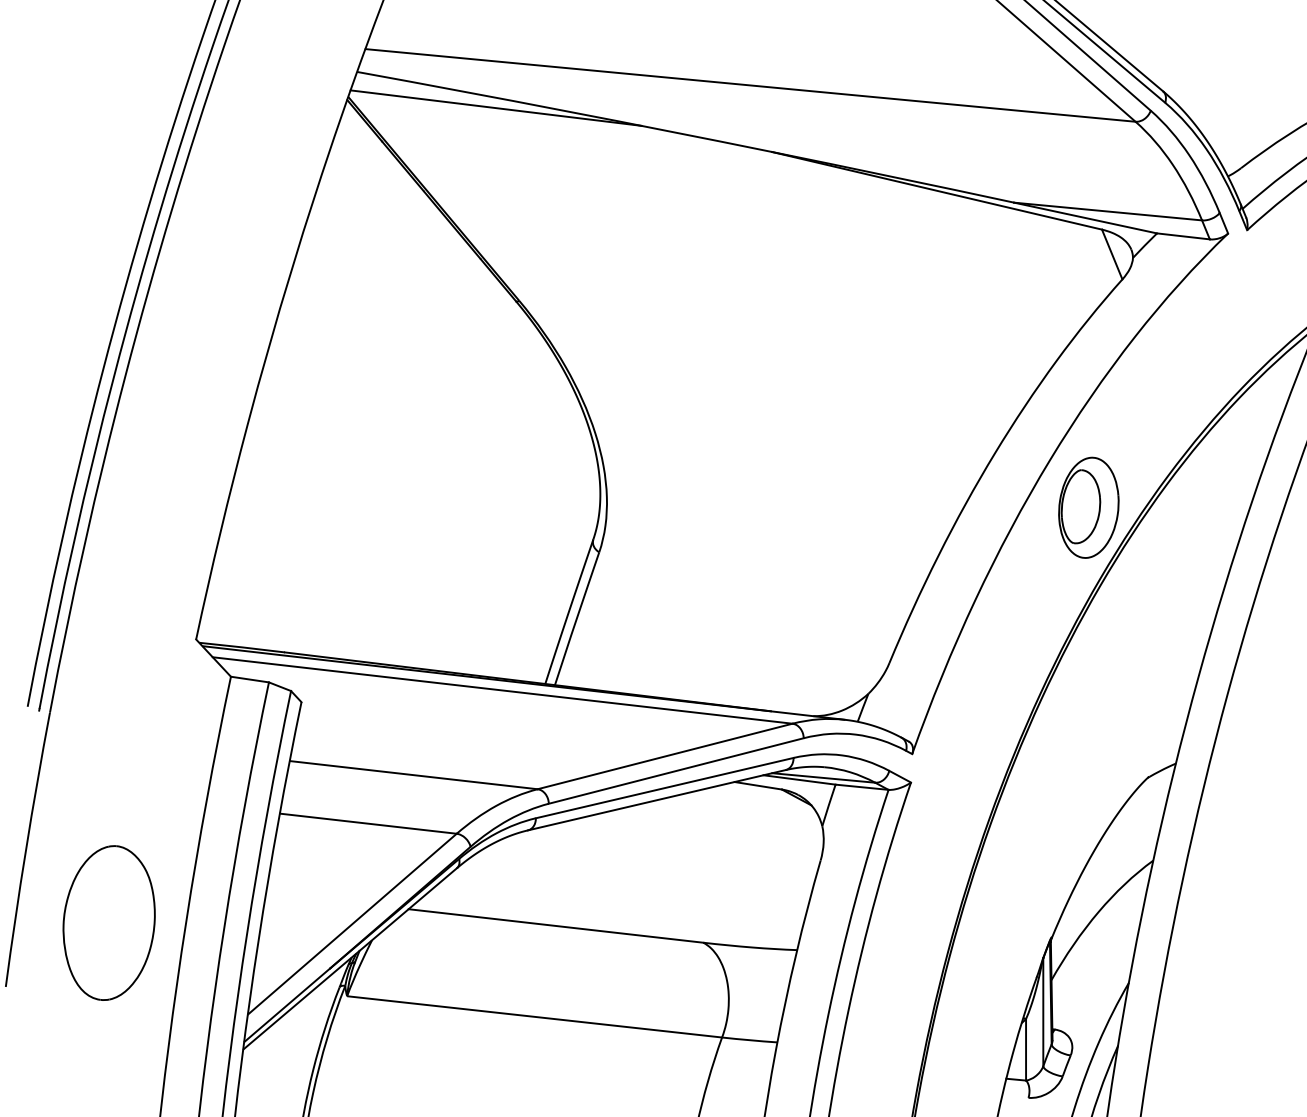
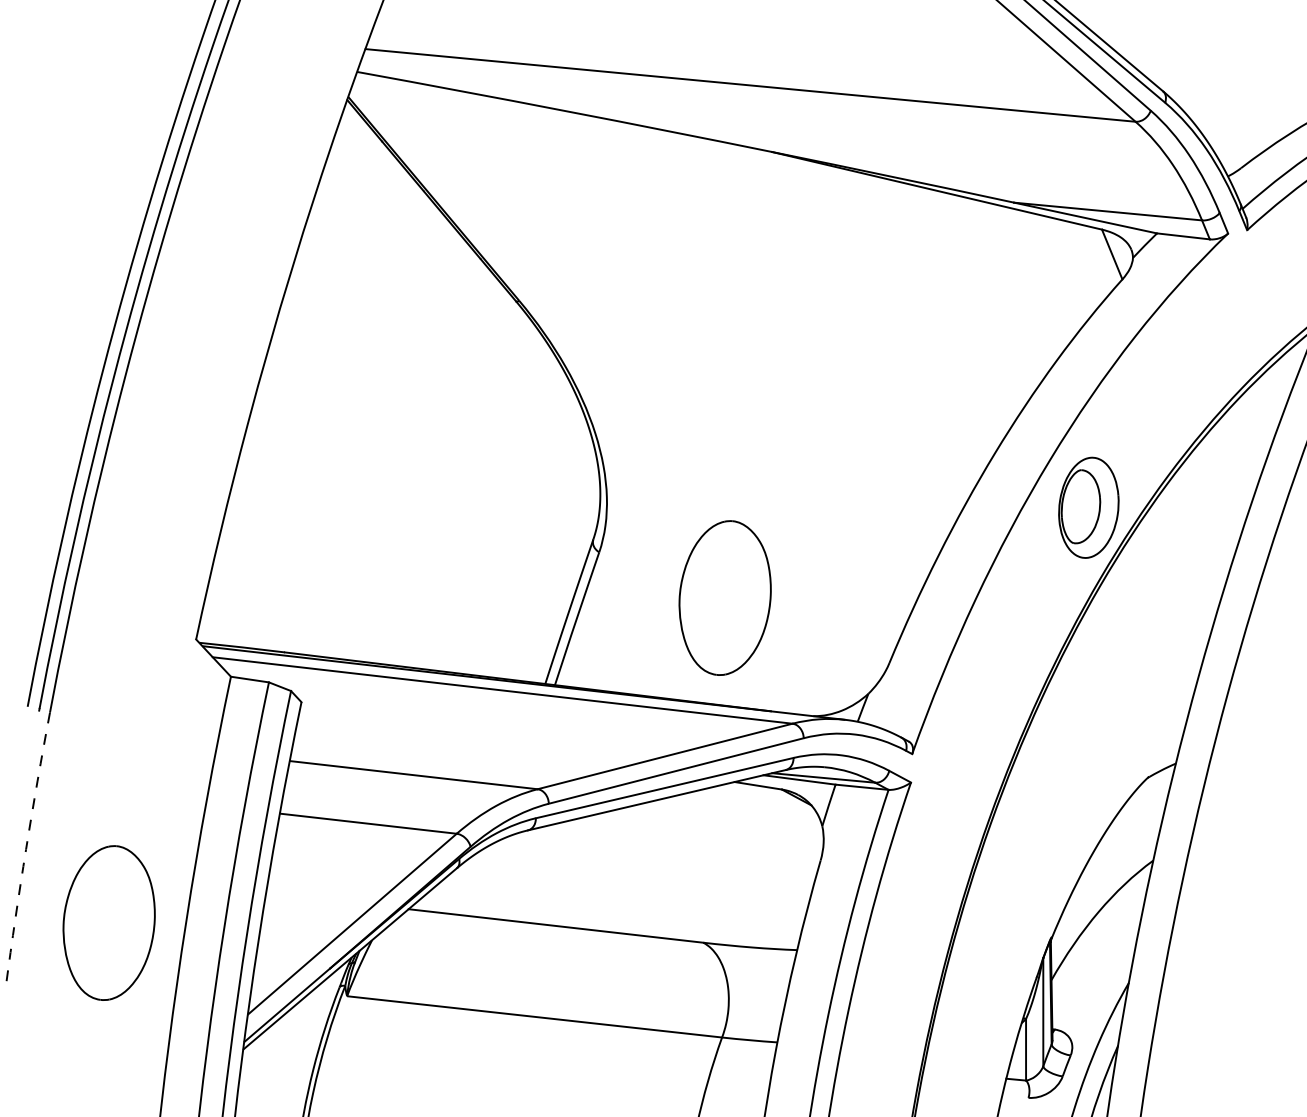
line: present -> none (495, 107)
part: none -> present (724, 597)
arc: solid -> dashed (26, 849)
